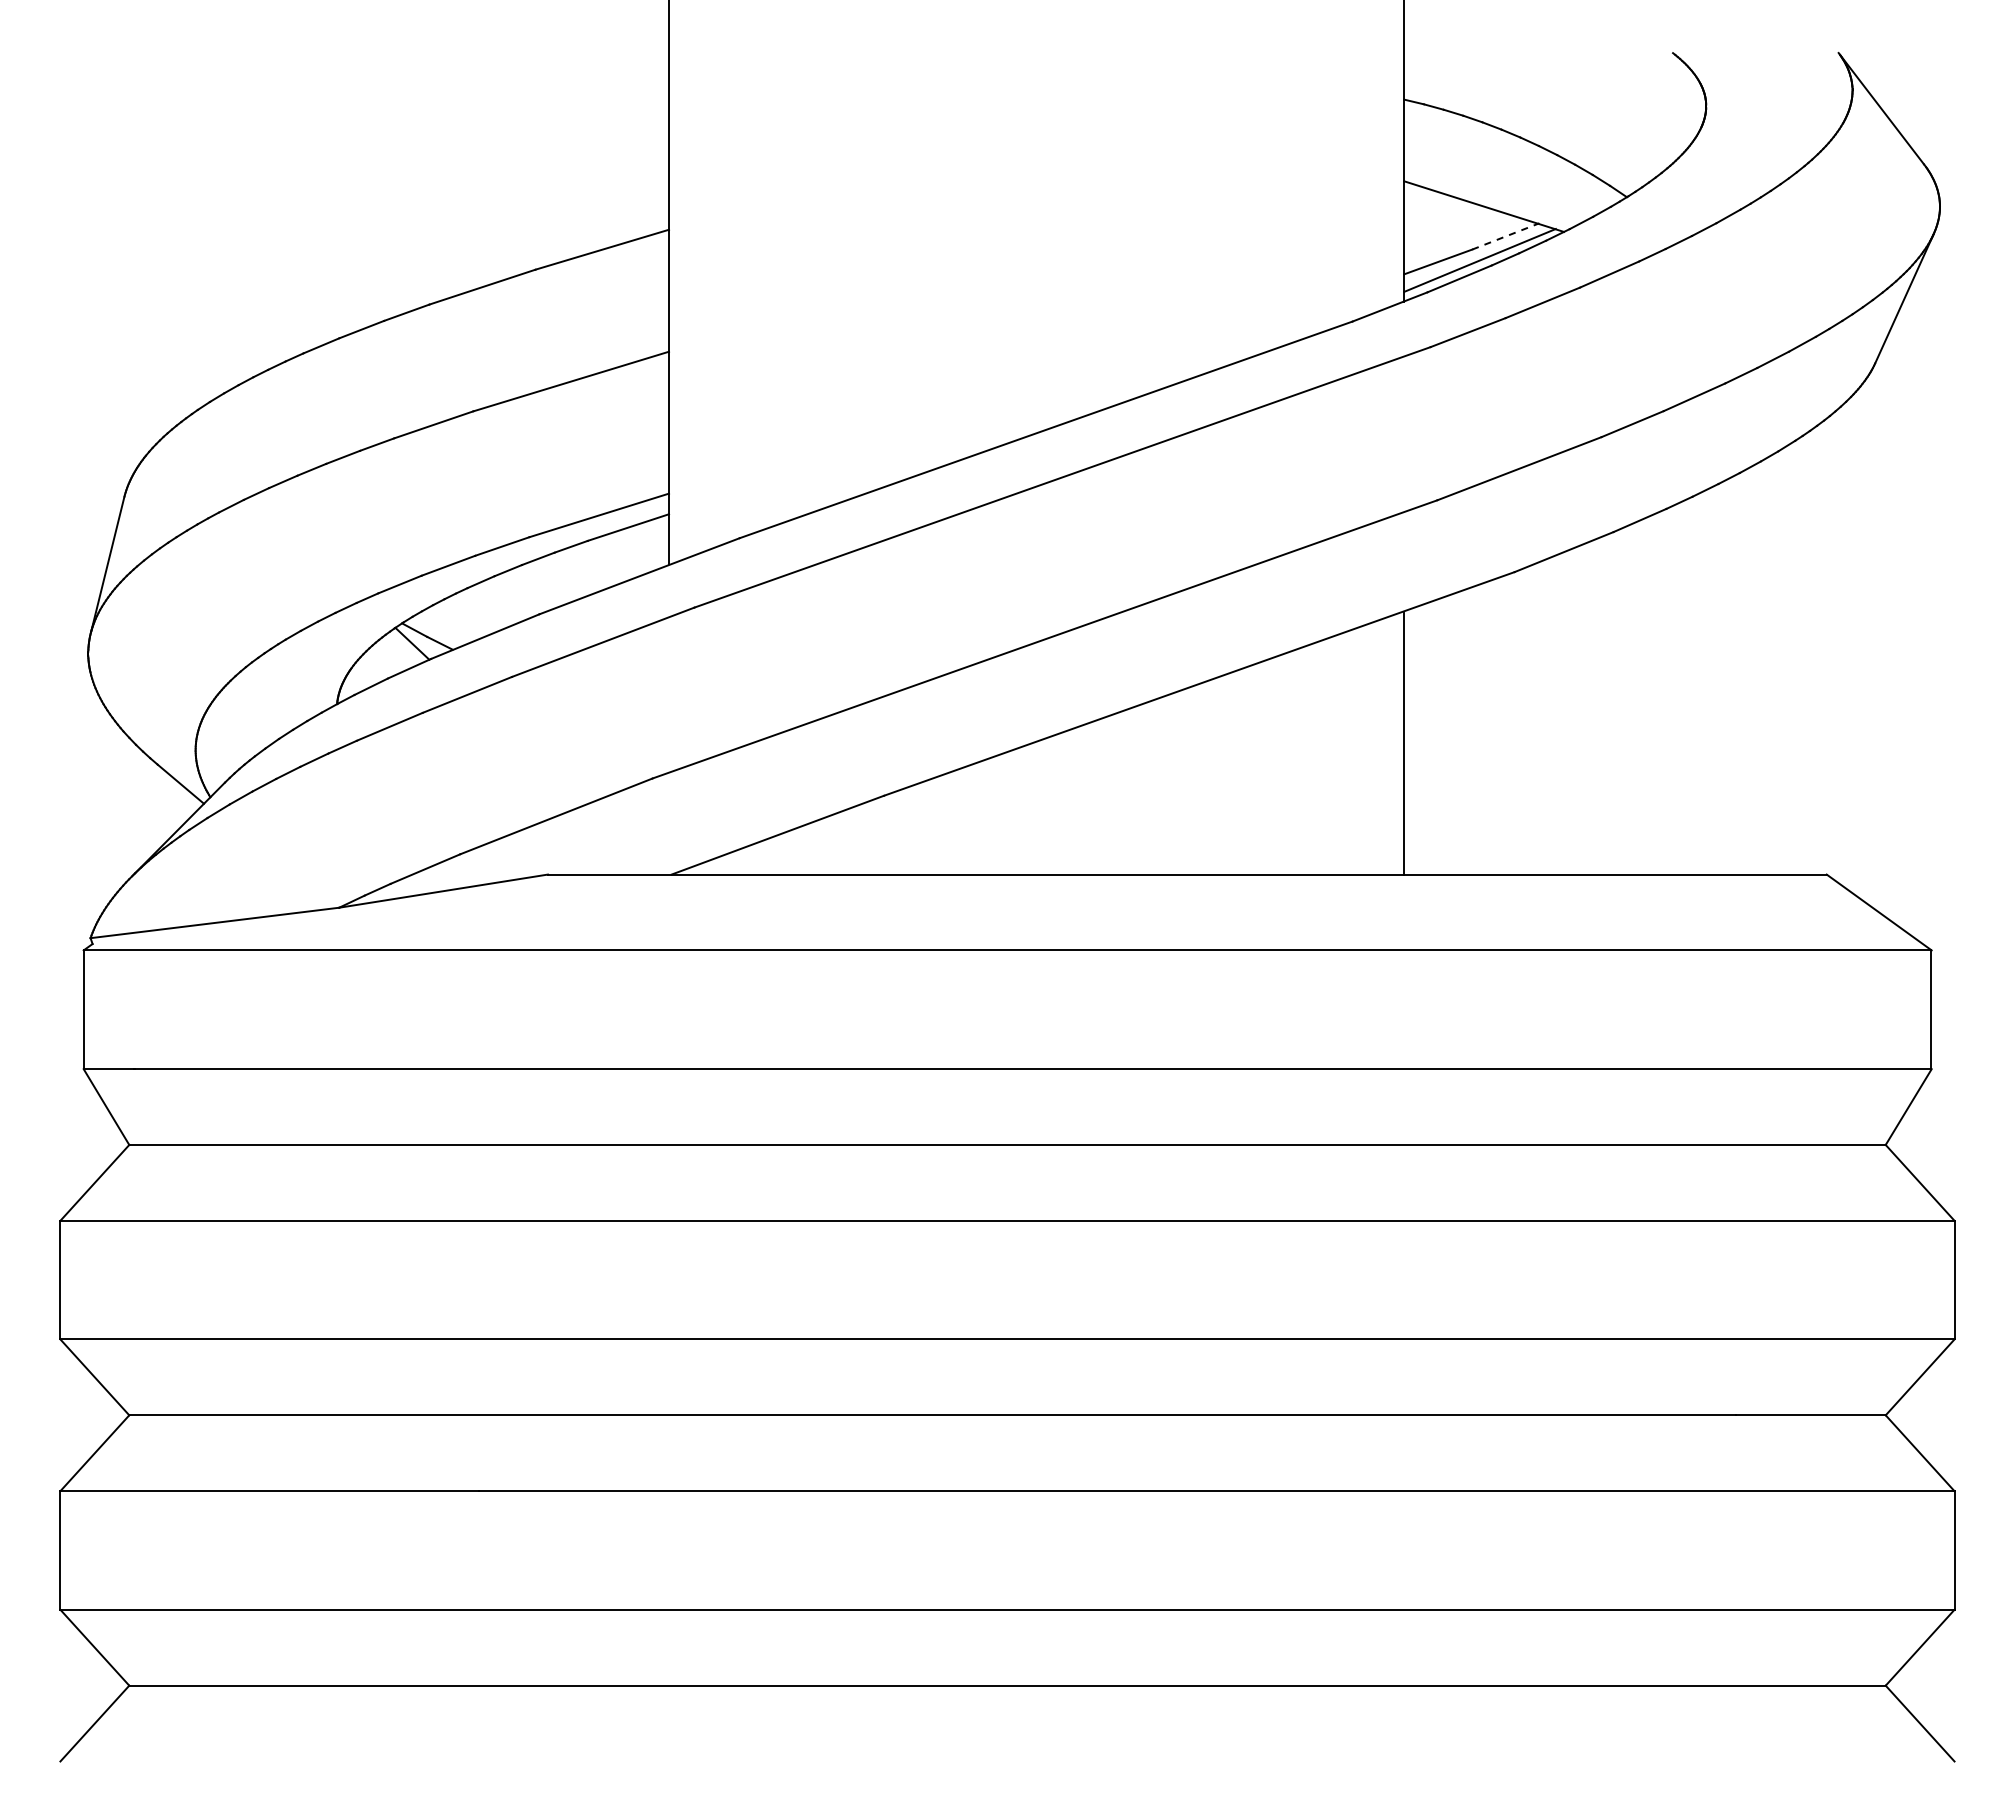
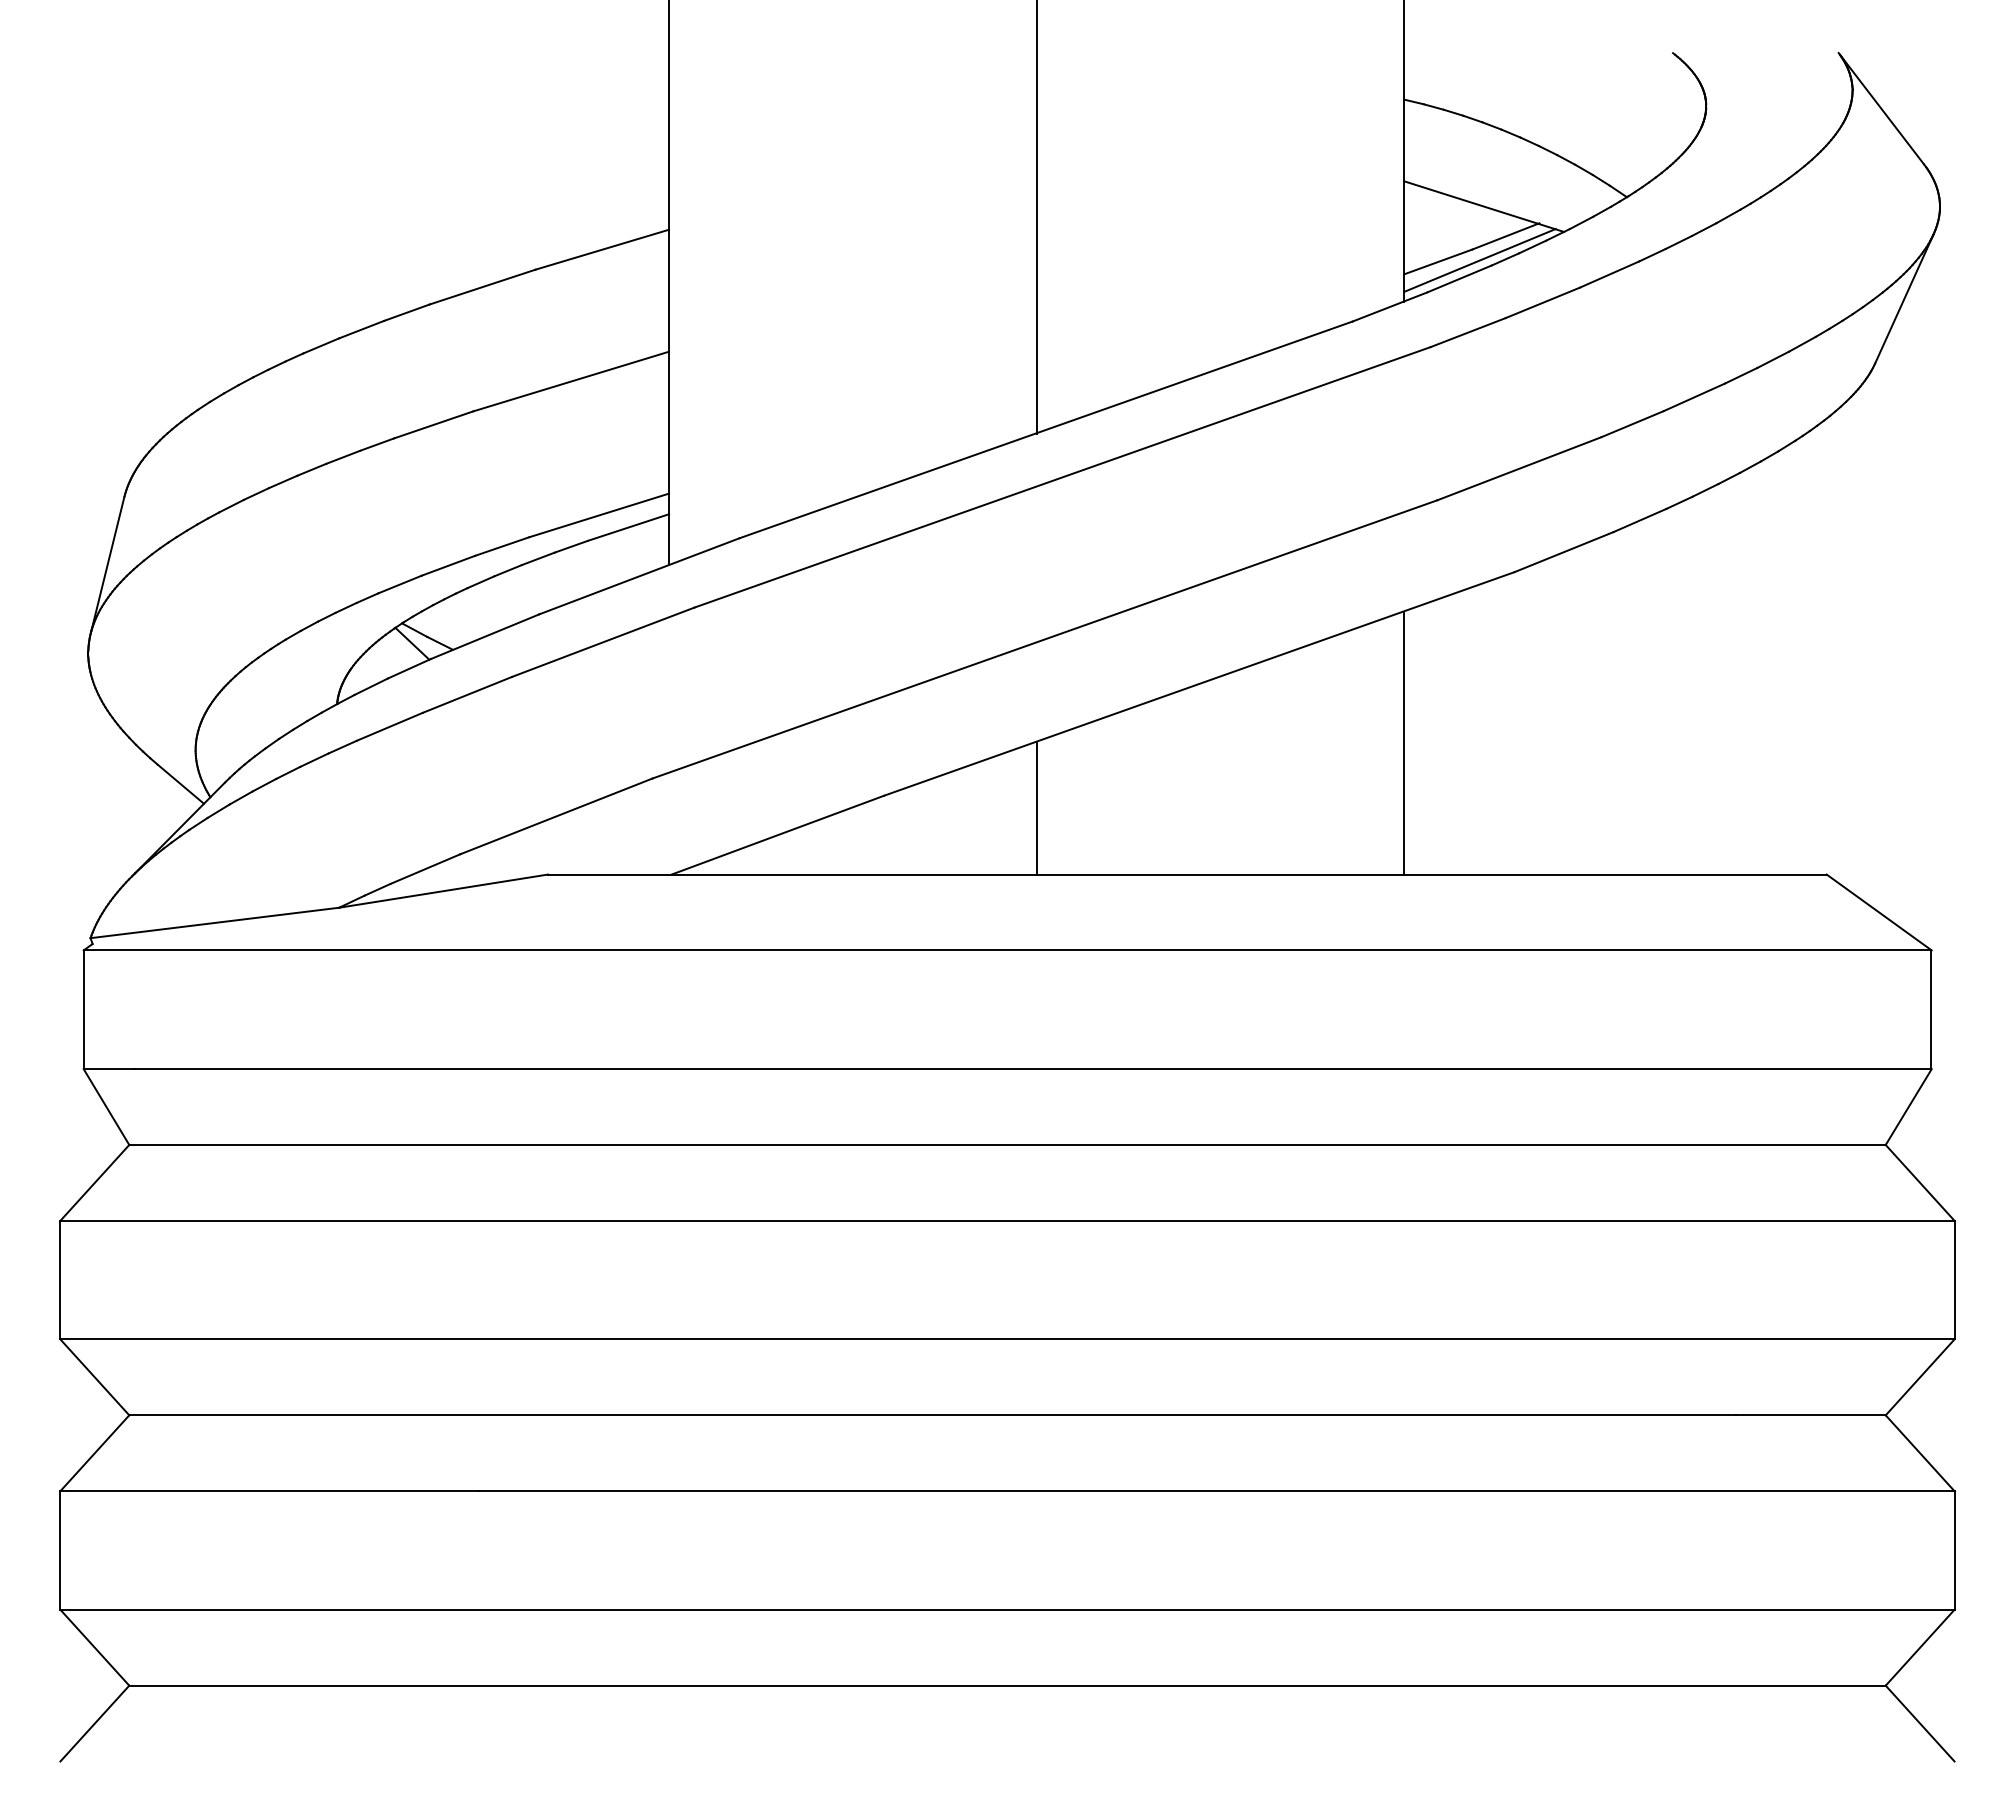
line: none -> present (1036, 218)
line: dashed -> solid (1506, 236)
line: none -> present (1036, 808)
